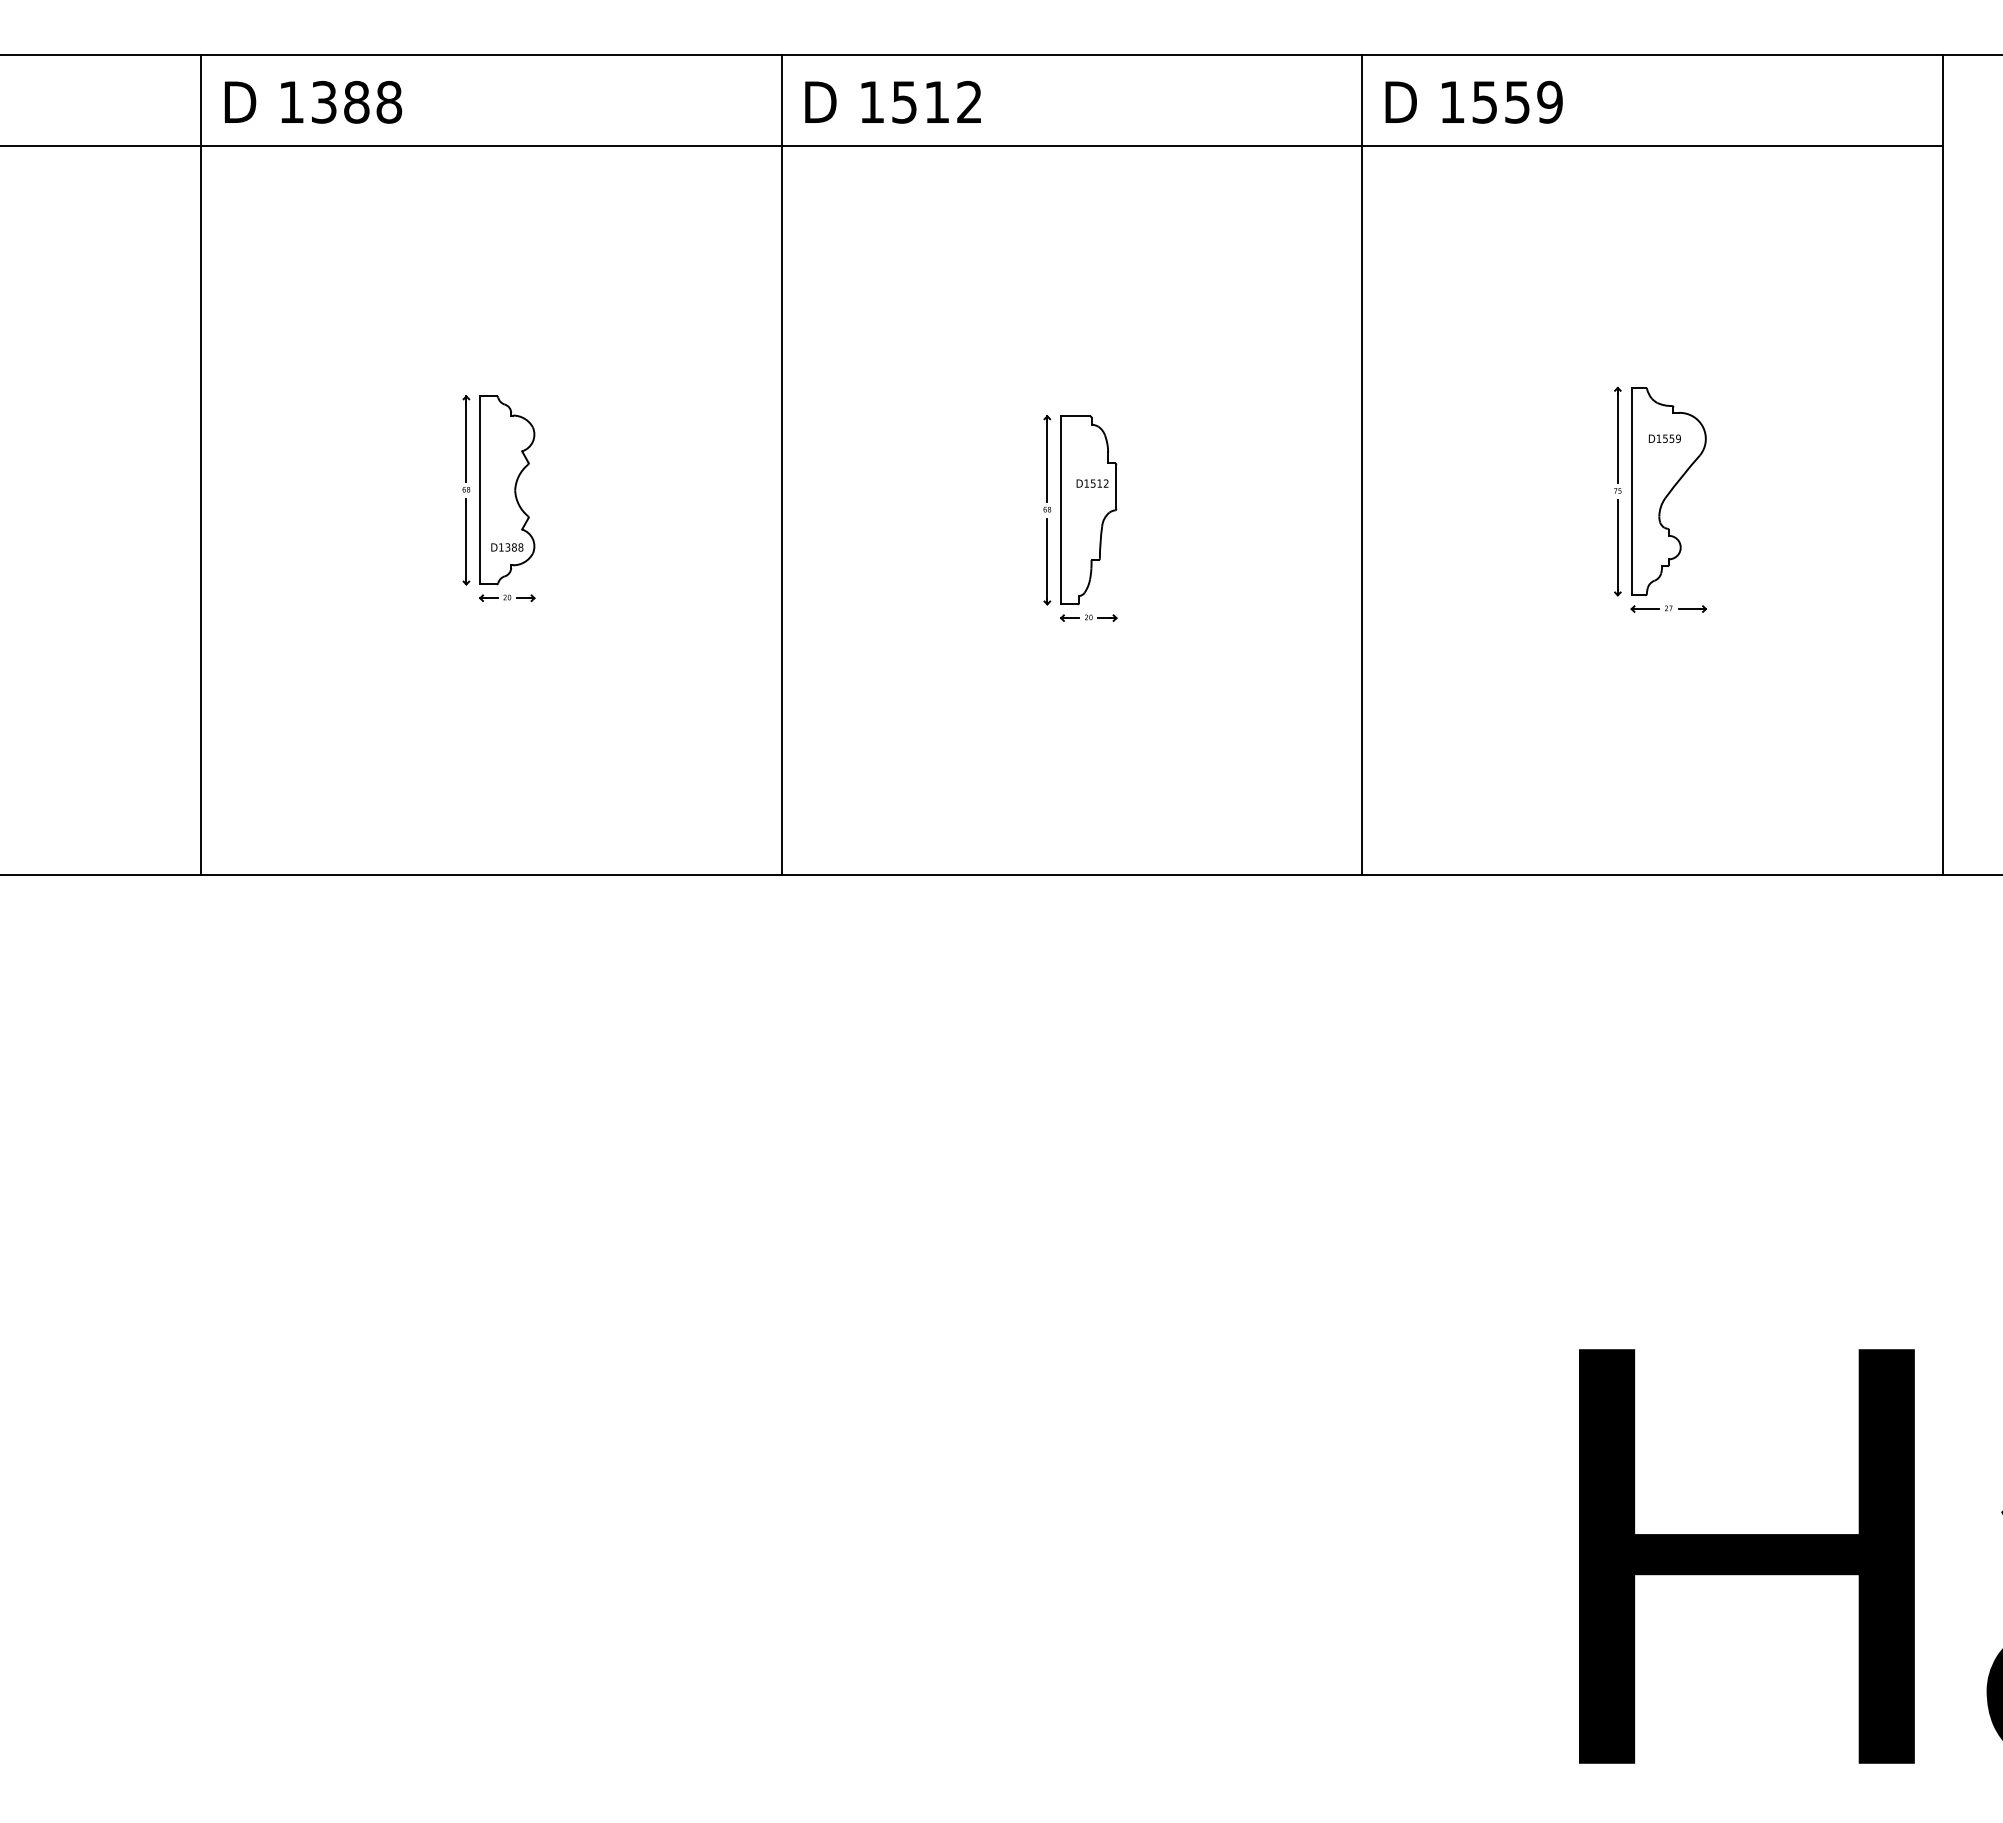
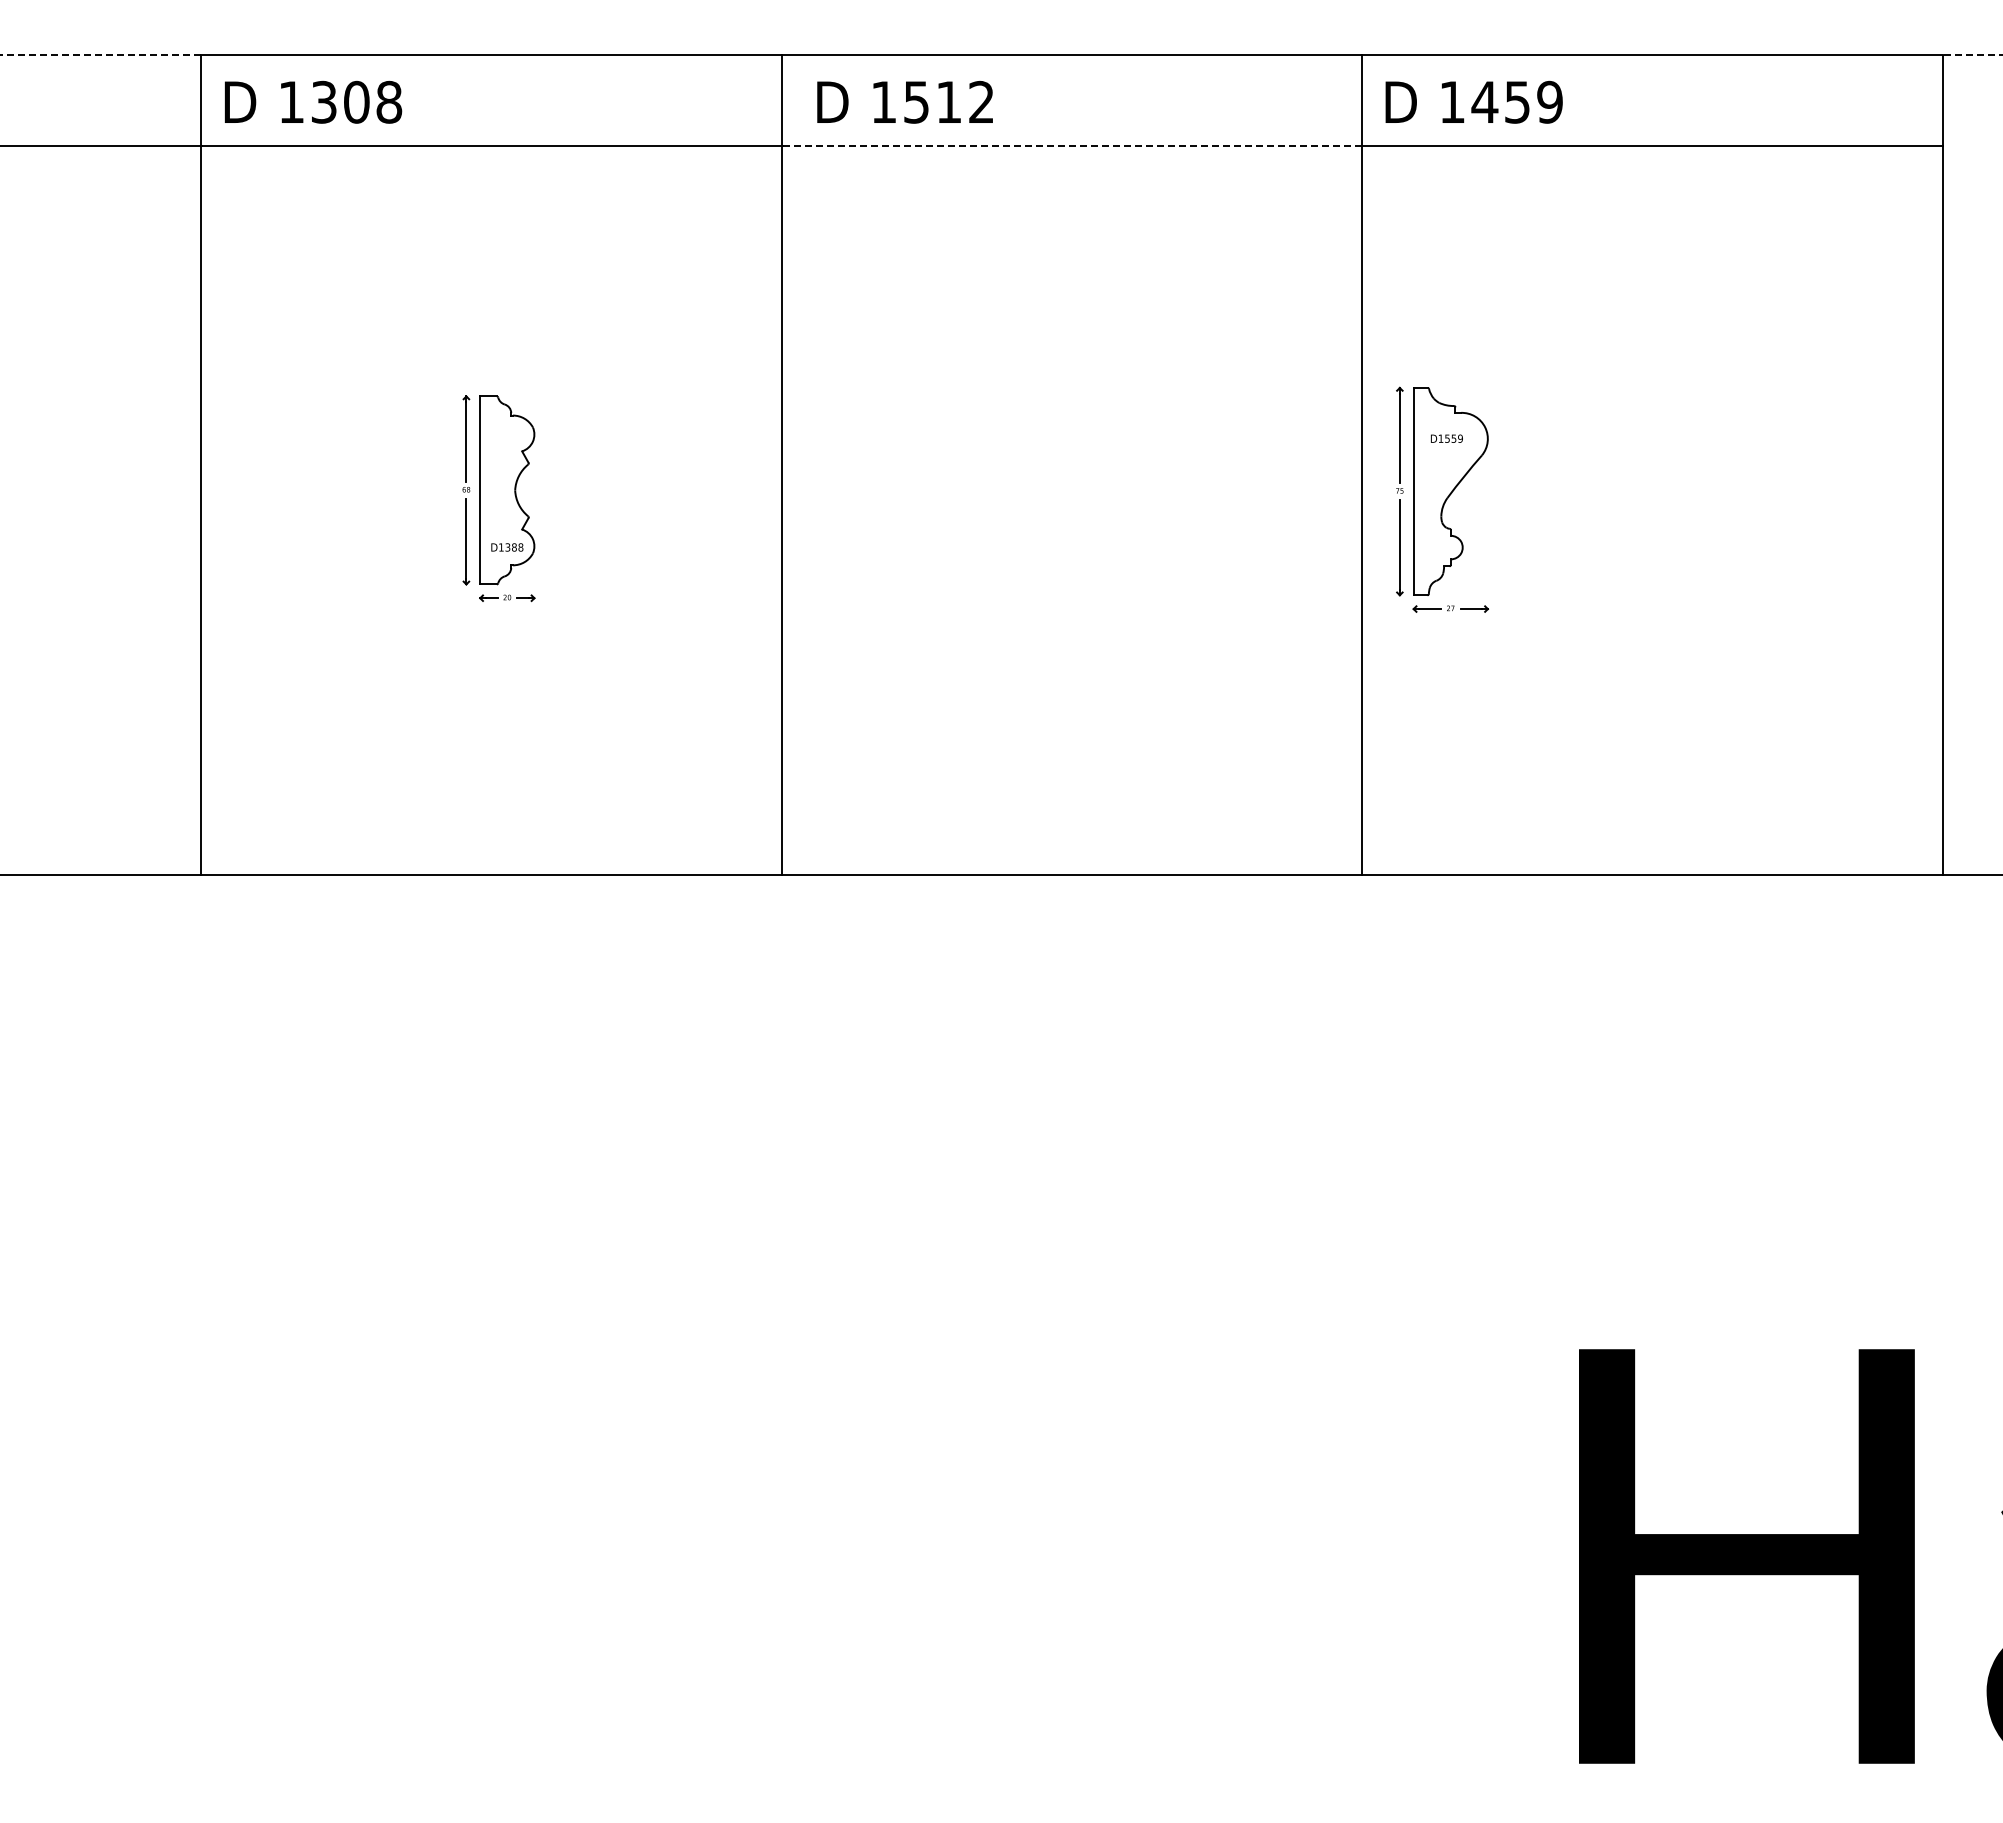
line: solid -> dashed (100, 54)
line: solid -> dashed (1972, 54)
text: 1388 -> 1308 (356, 102)
text position: (892, 102) -> (904, 102) (904, 102)
text: 1559 -> 1459 (1484, 102)
line: solid -> dashed (1073, 146)
part position: (1660, 499) -> (1442, 499) (1442, 499)
part: present -> none (1080, 518)
